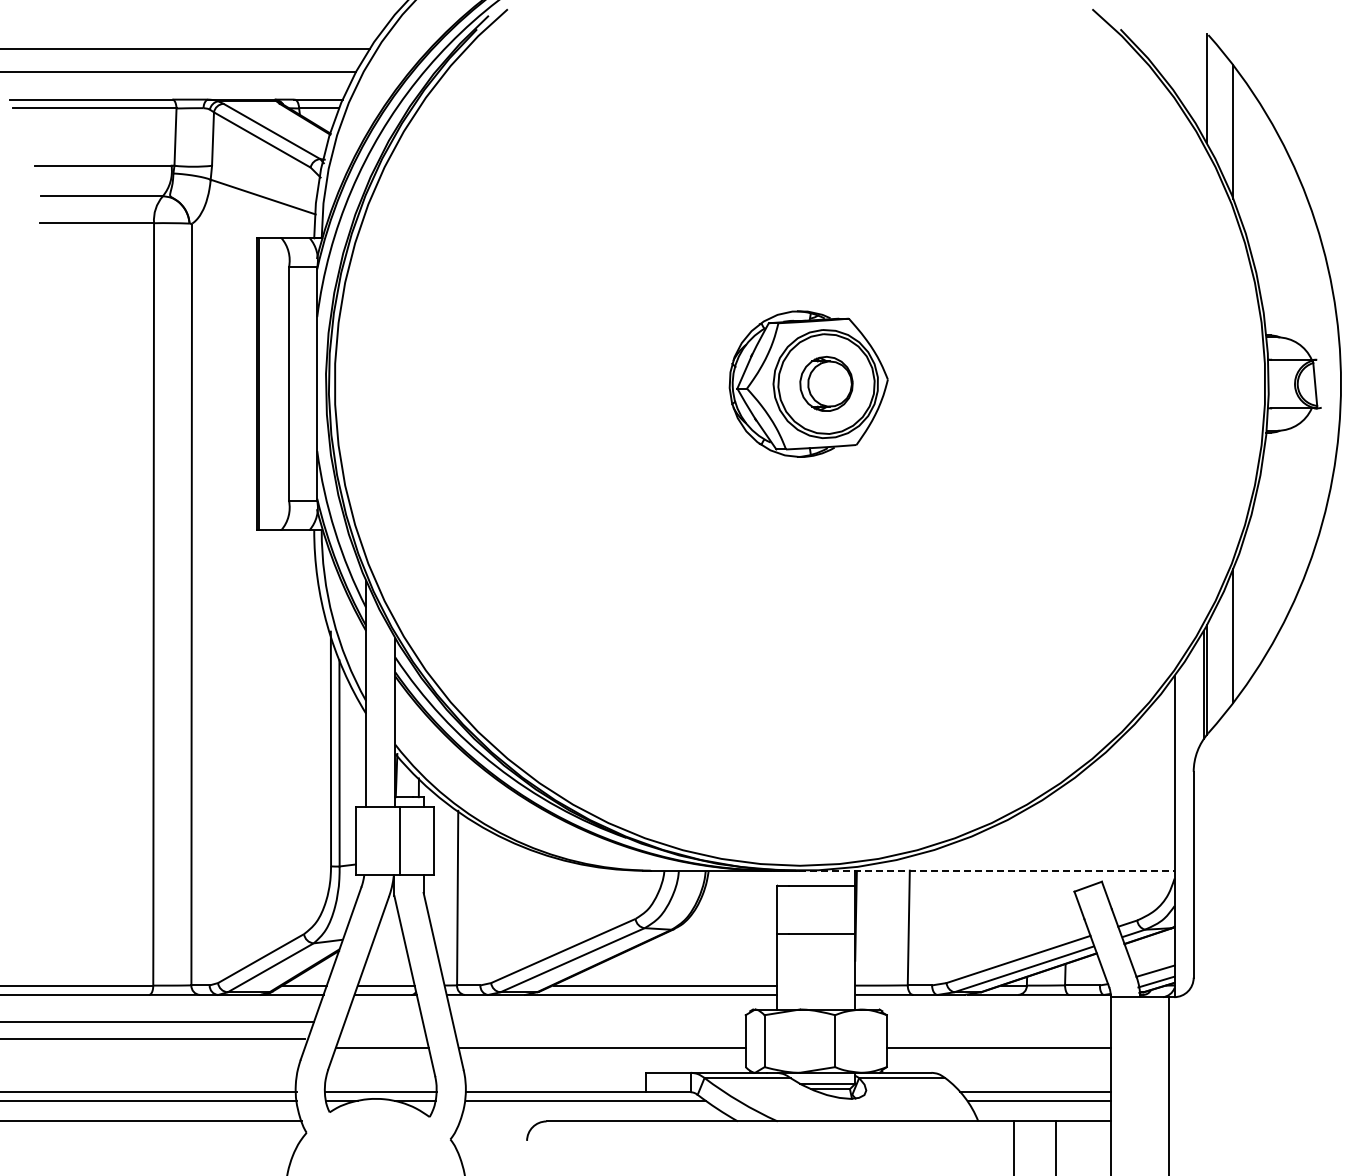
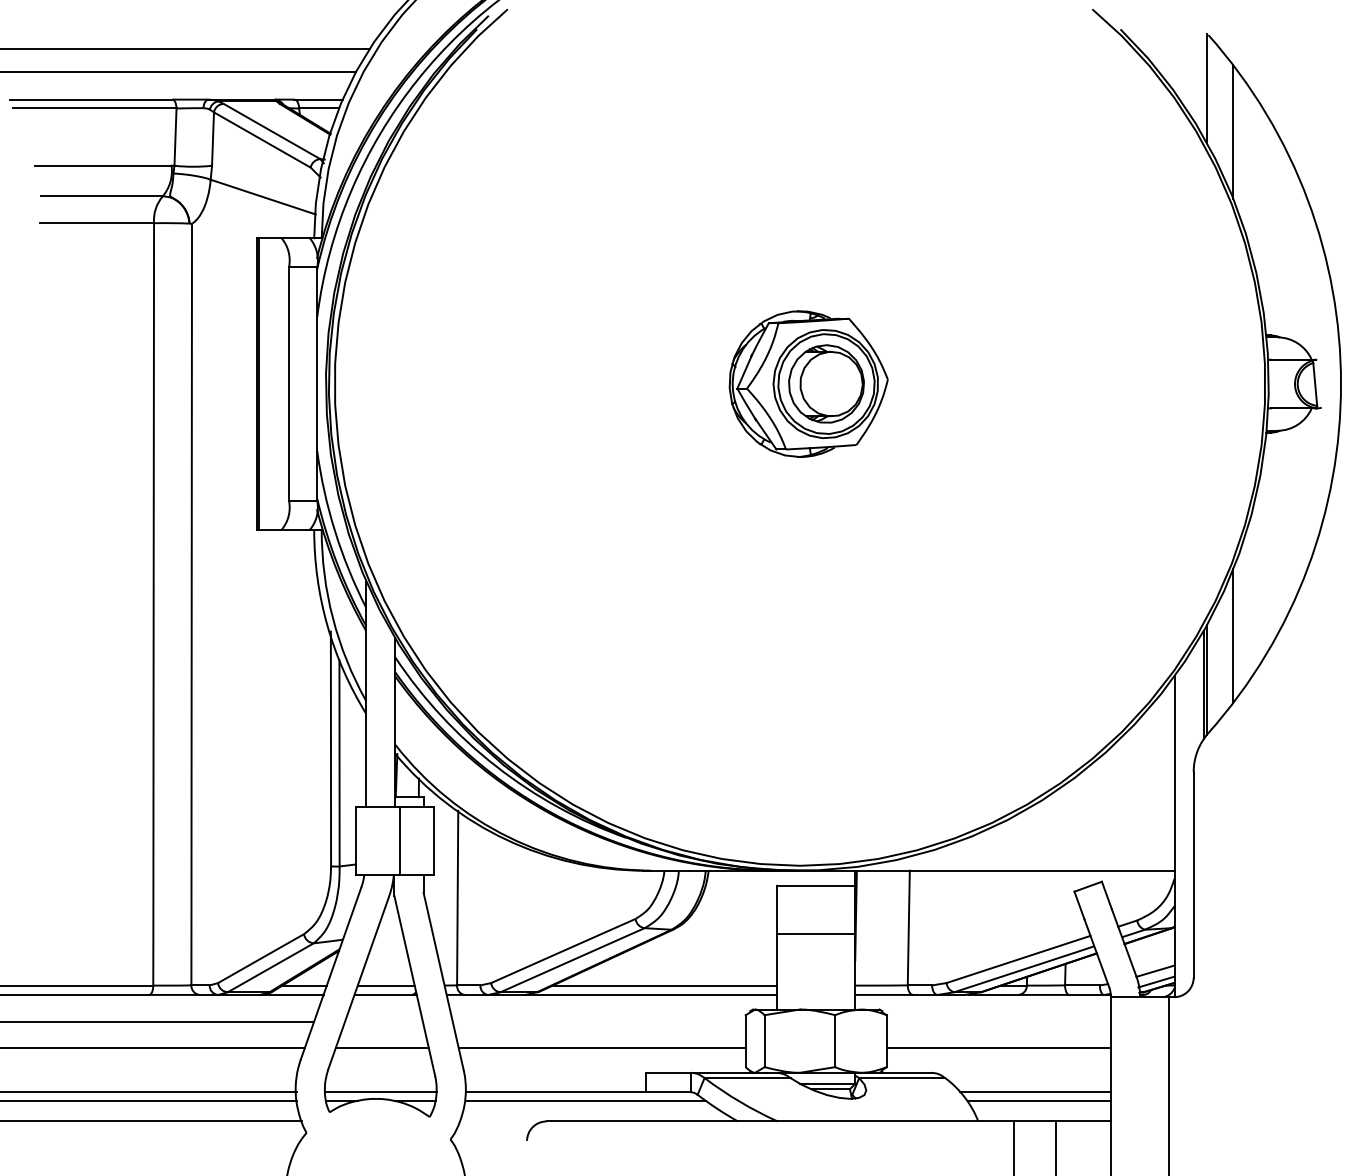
part size: 55x56 px -> 77x80 px (826, 383)
line: dashed -> solid (986, 870)
line position: (153, 1038) -> (153, 1047) (153, 1047)
